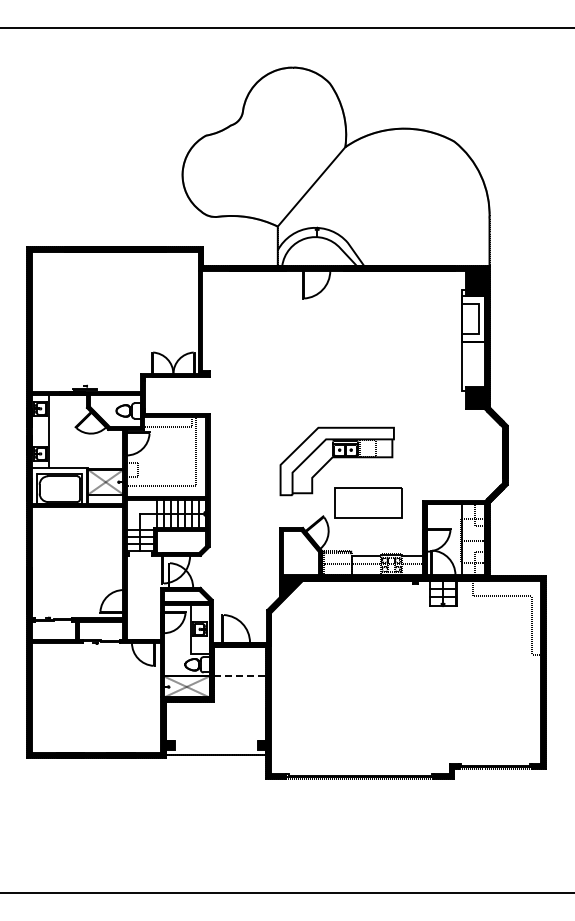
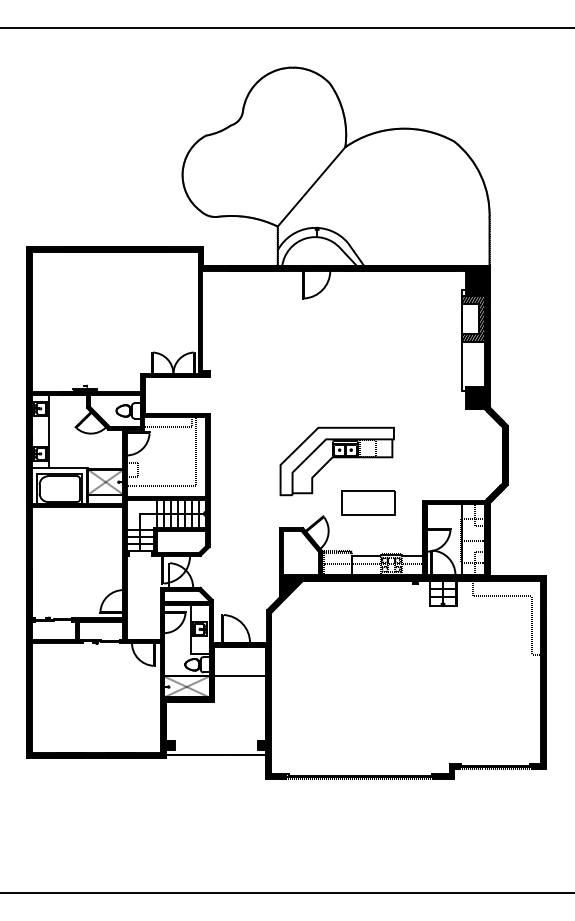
hatch: none -> present (472, 318)
part size: 69x32 px -> 55x26 px (368, 502)
line: dashed -> solid (240, 676)
